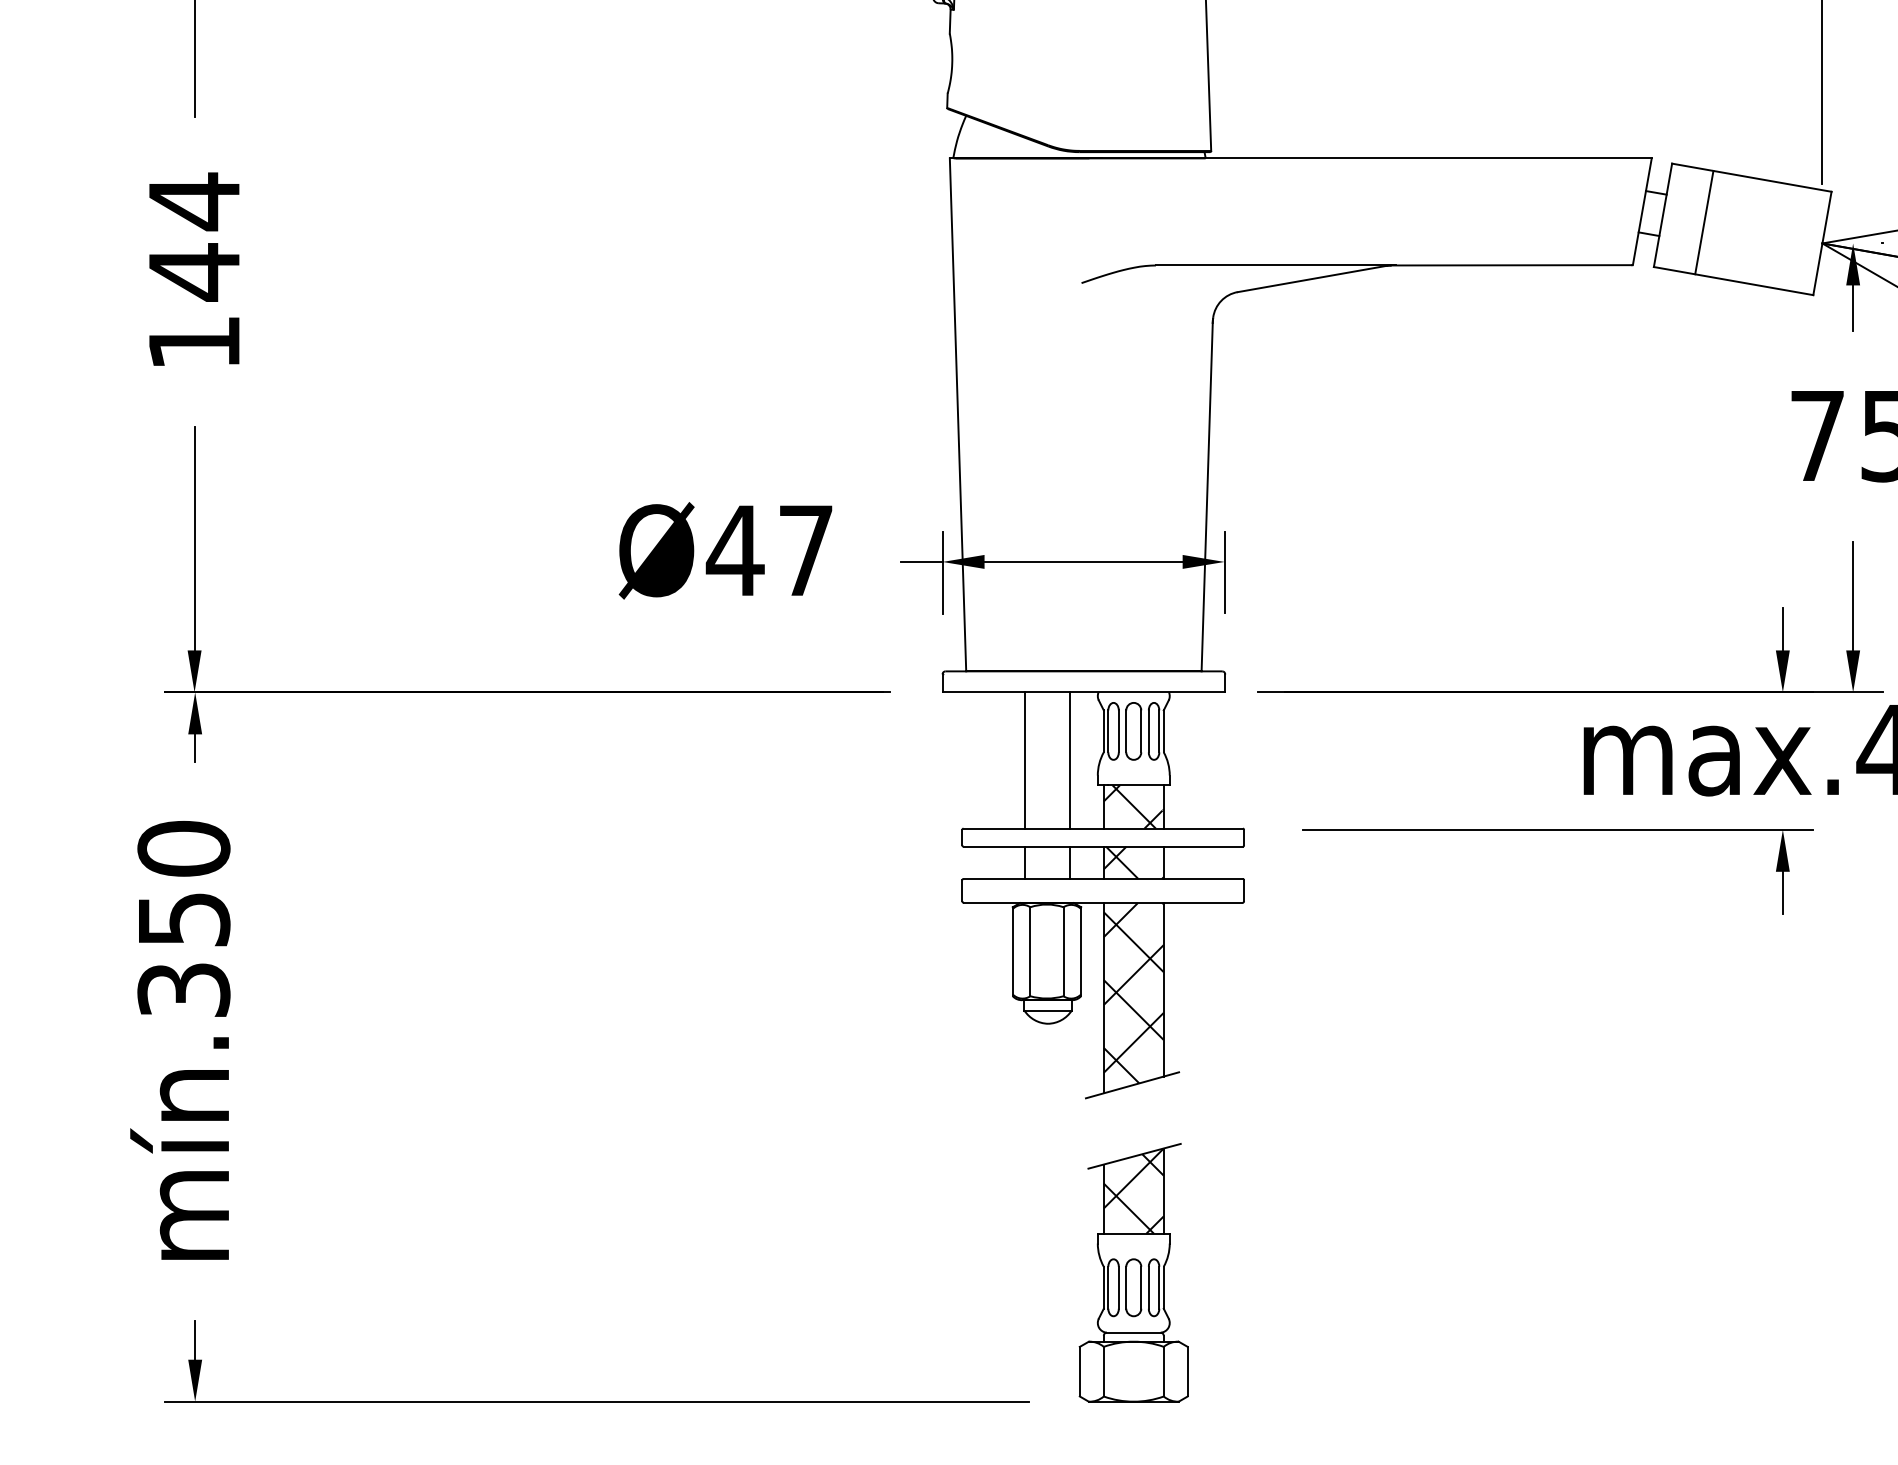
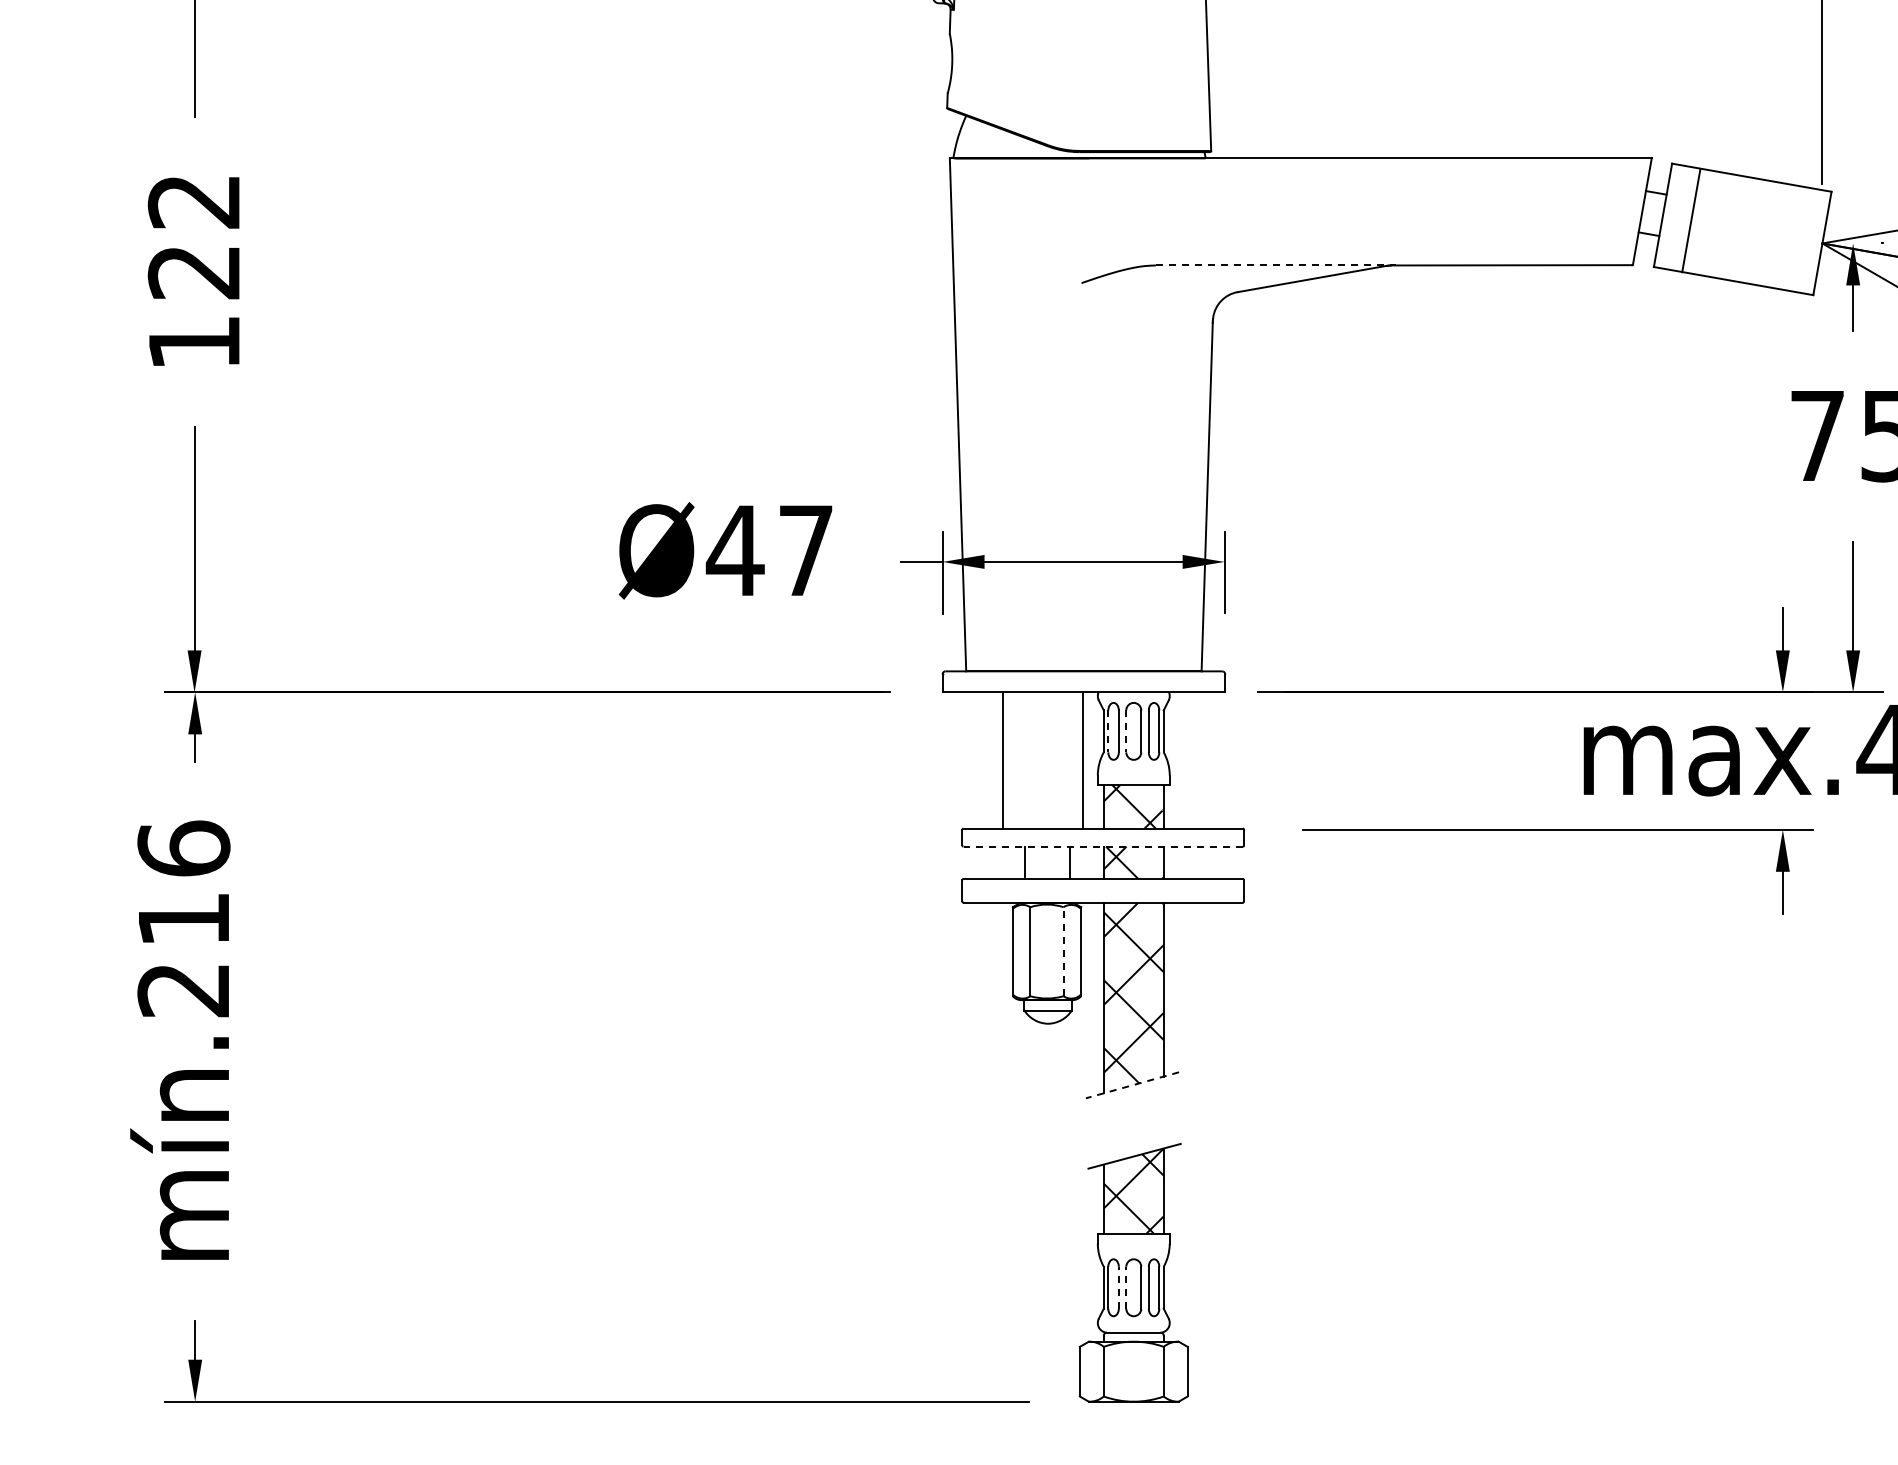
line position: (1704, 222) -> (1691, 220) (1691, 220)
text: 144 -> 122 (193, 236)
line: solid -> dashed (1276, 265)
line: solid -> dashed (1108, 731)
line: solid -> dashed (1126, 731)
line position: (1025, 760) -> (1003, 760) (1003, 760)
line position: (1070, 760) -> (1083, 760) (1083, 760)
line: solid -> dashed (1103, 846)
text: mín.350 -> mín.216 (183, 918)
line: solid -> dashed (1063, 951)
line: solid -> dashed (1132, 1085)
line: solid -> dashed (1118, 1287)
line: solid -> dashed (1126, 1287)
